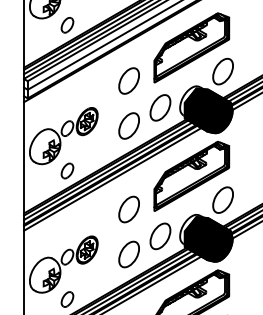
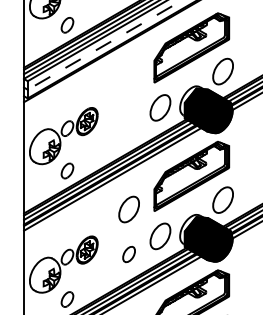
line: solid -> dashed (104, 45)
part: present -> none (128, 80)
part: present -> none (128, 125)
part size: 22x29 px -> 14x17 px (128, 254)
